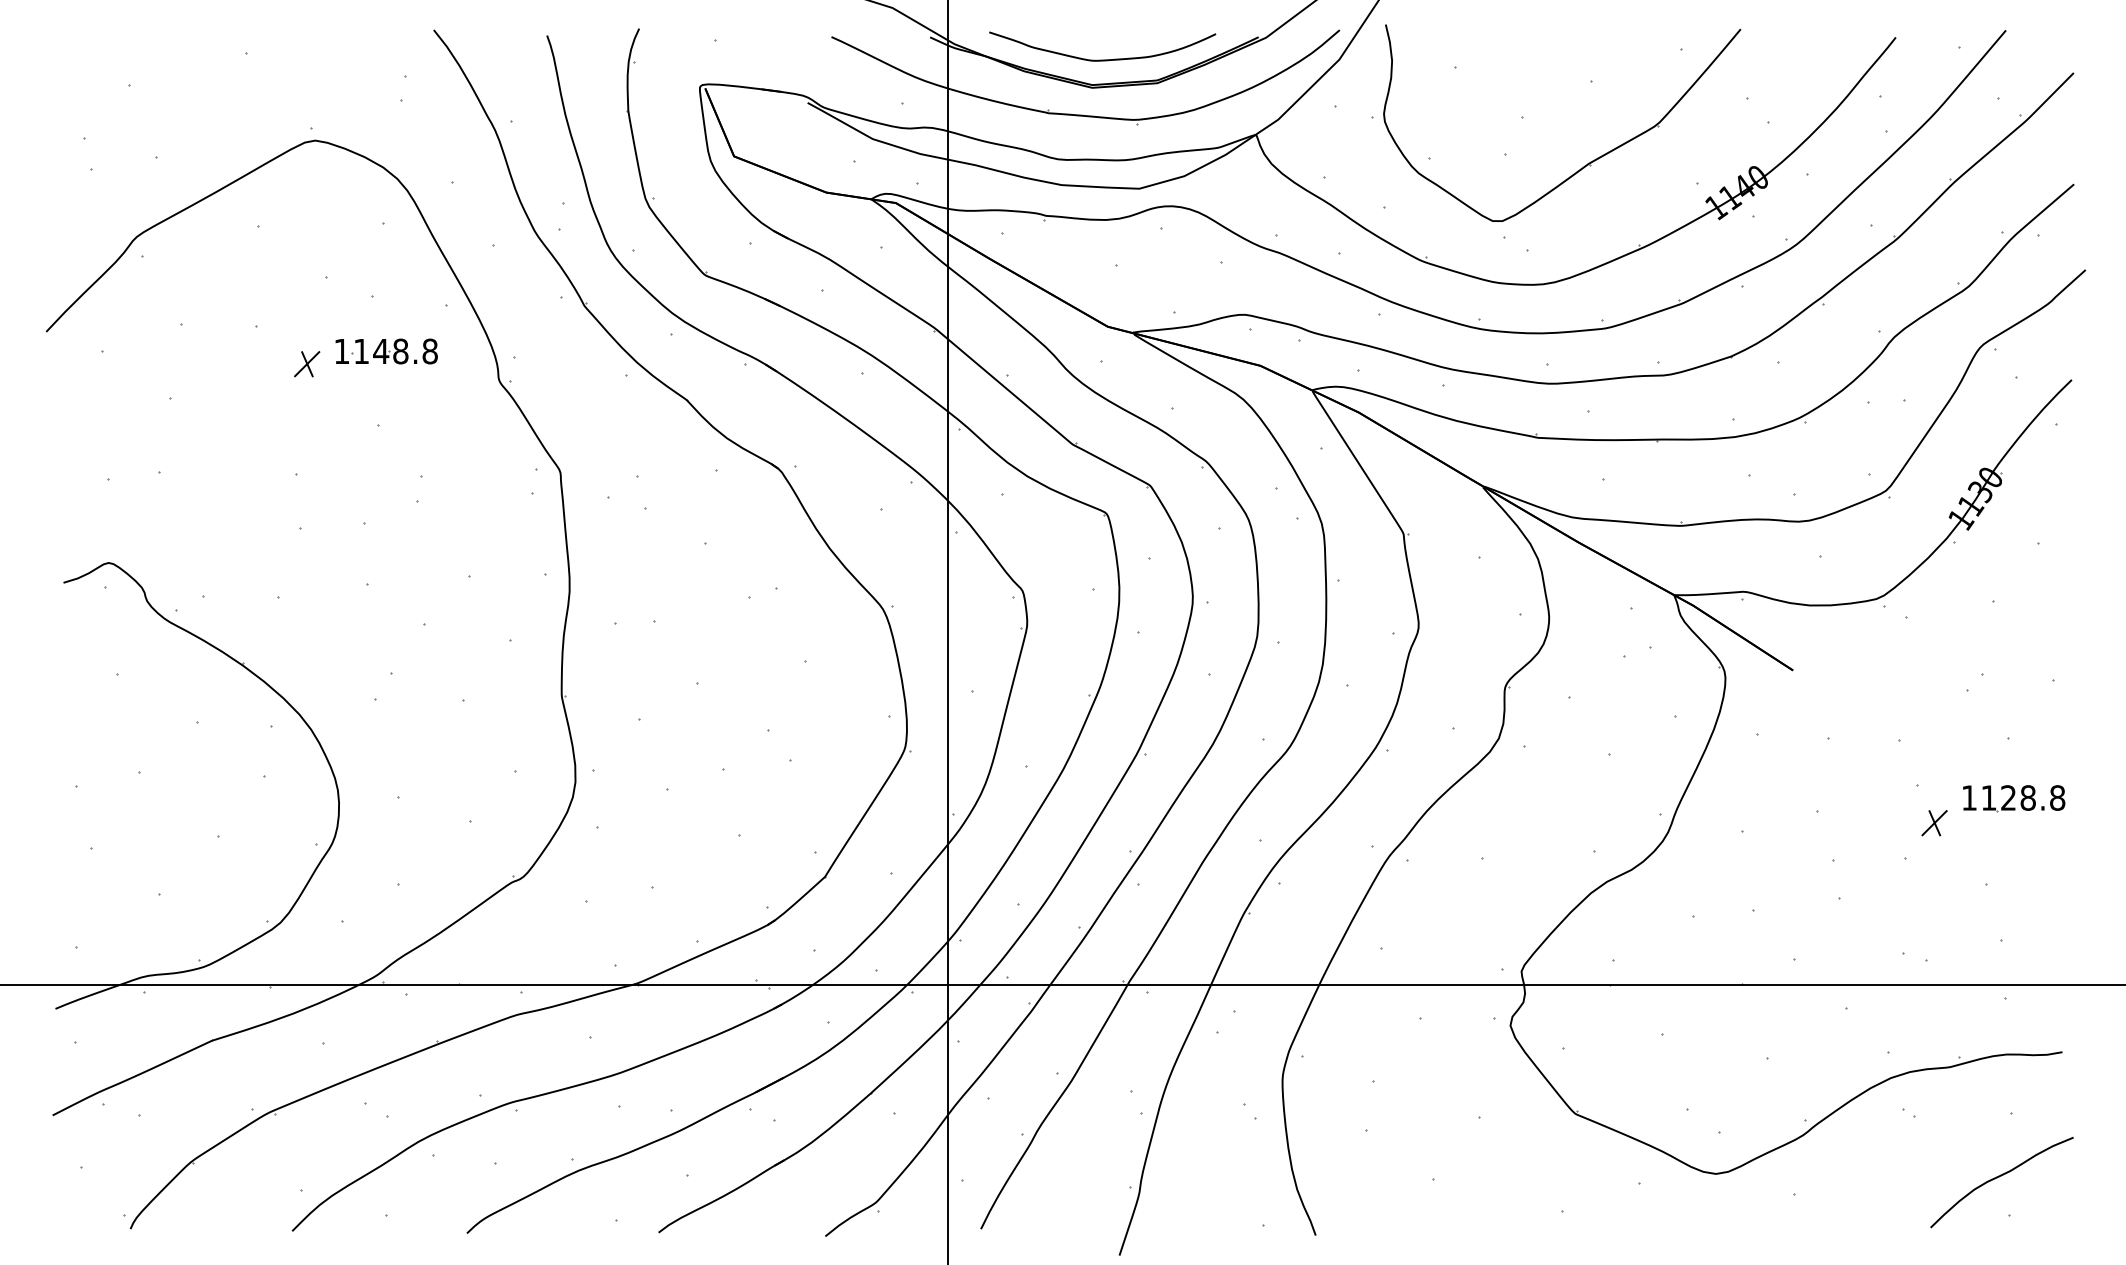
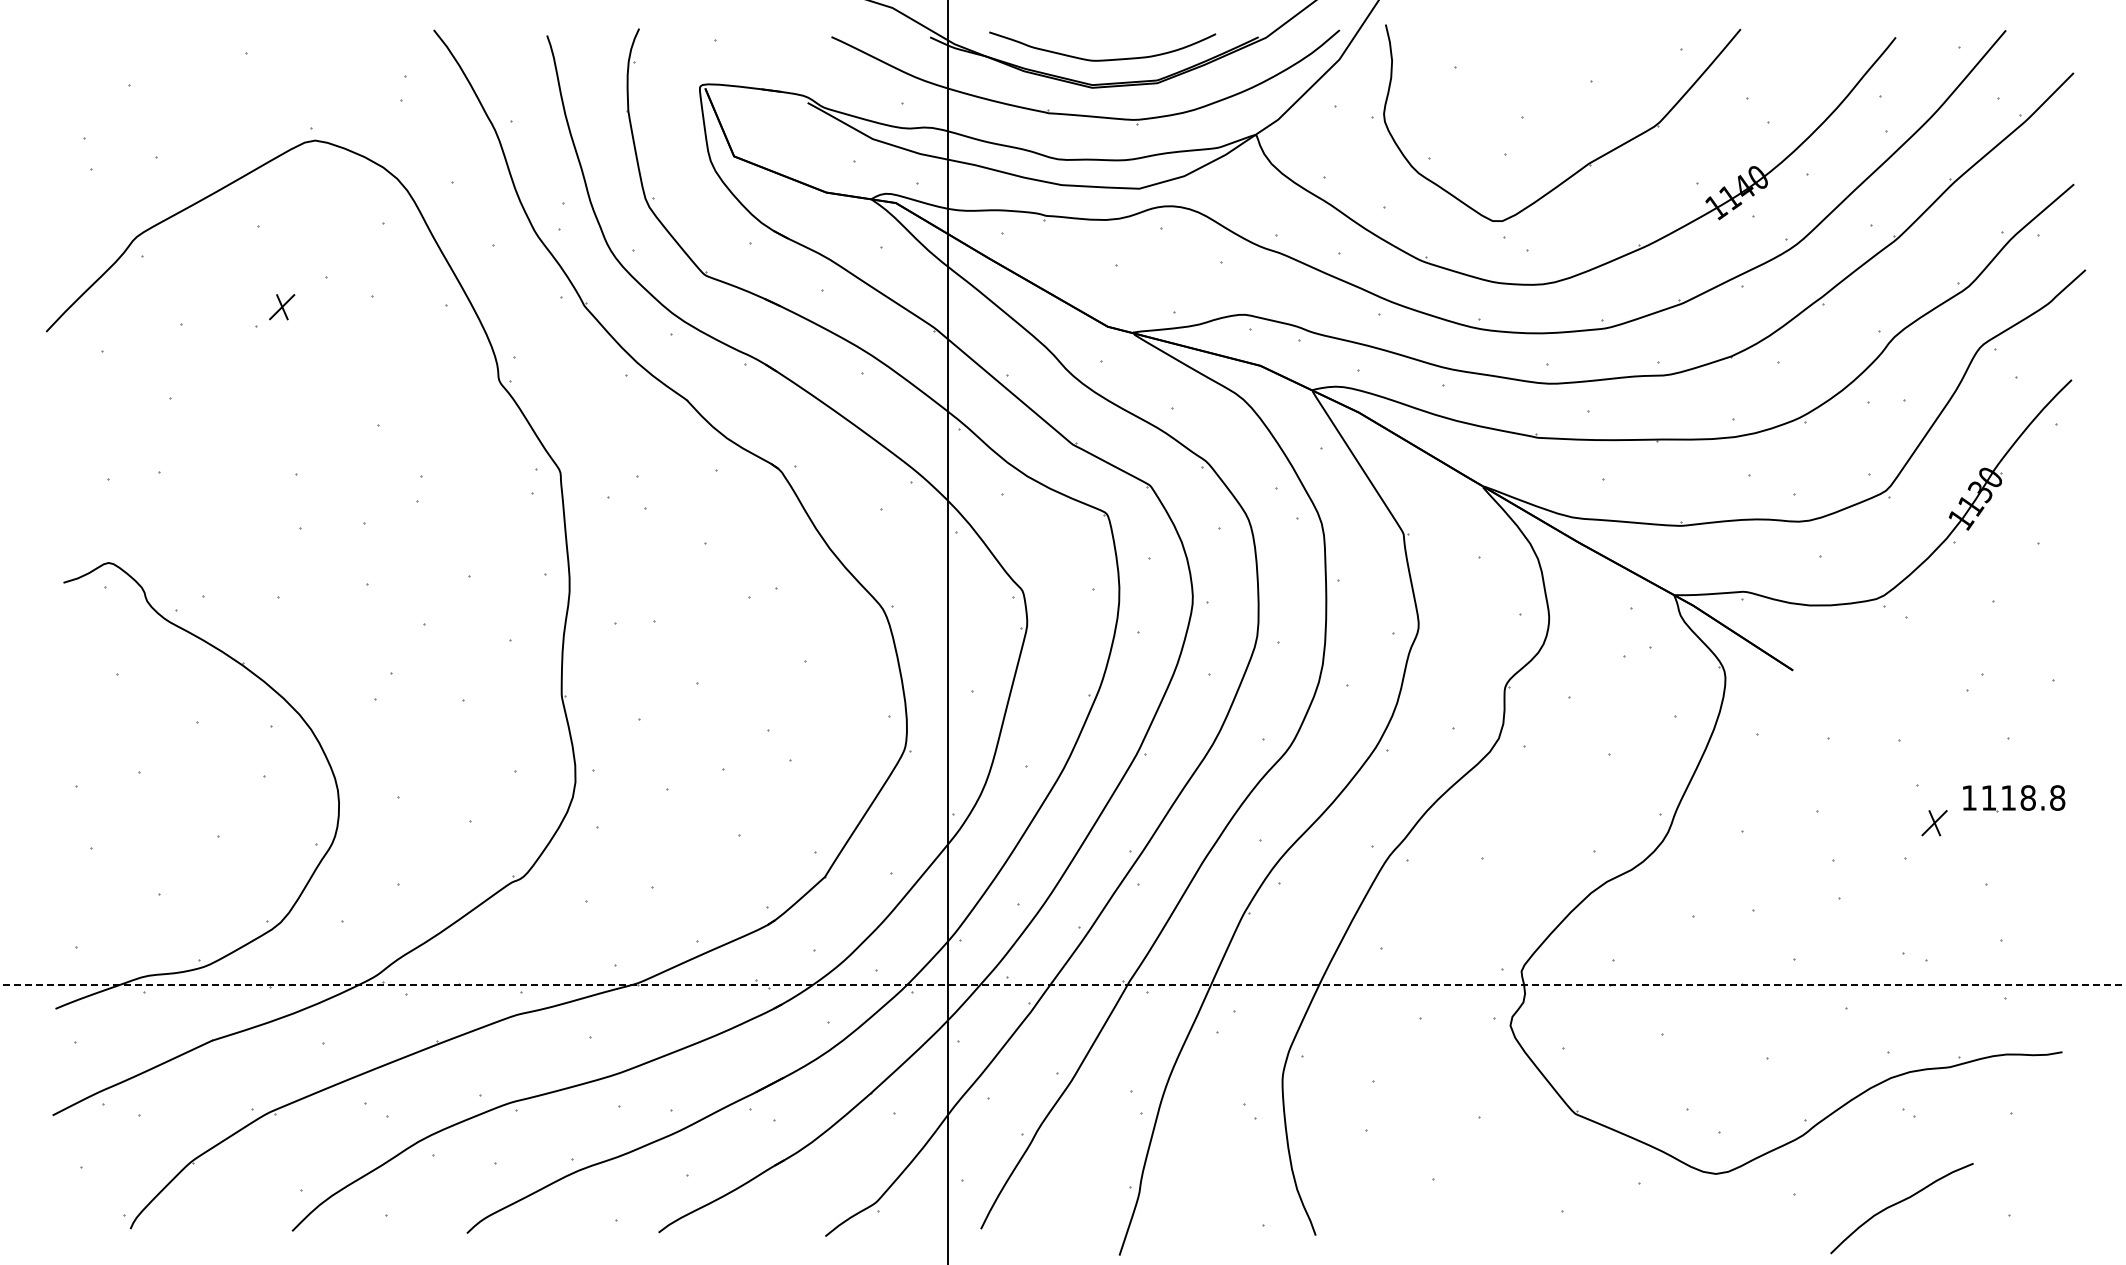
part: present -> none (386, 351)
part position: (307, 364) -> (282, 307) (282, 307)
text: 1128.8 -> 1118.8 (2008, 797)
line: solid -> dashed (1064, 984)
curve position: (1999, 1177) -> (1899, 1203) (1899, 1203)
